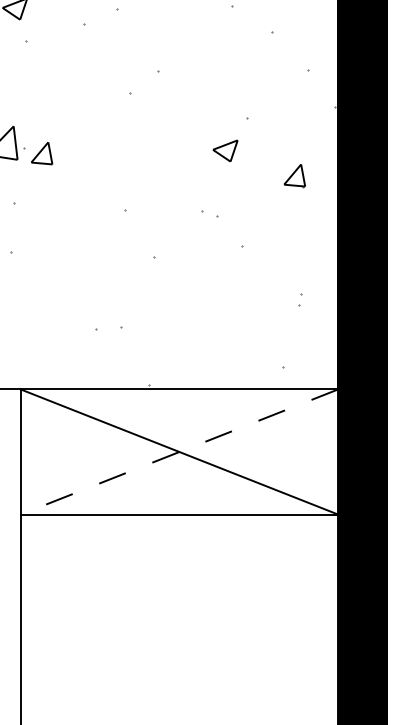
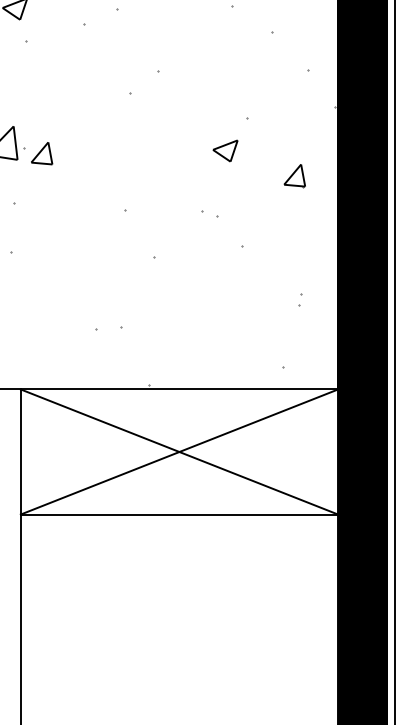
line: none -> present (394, 361)
line: dashed -> solid (179, 452)
